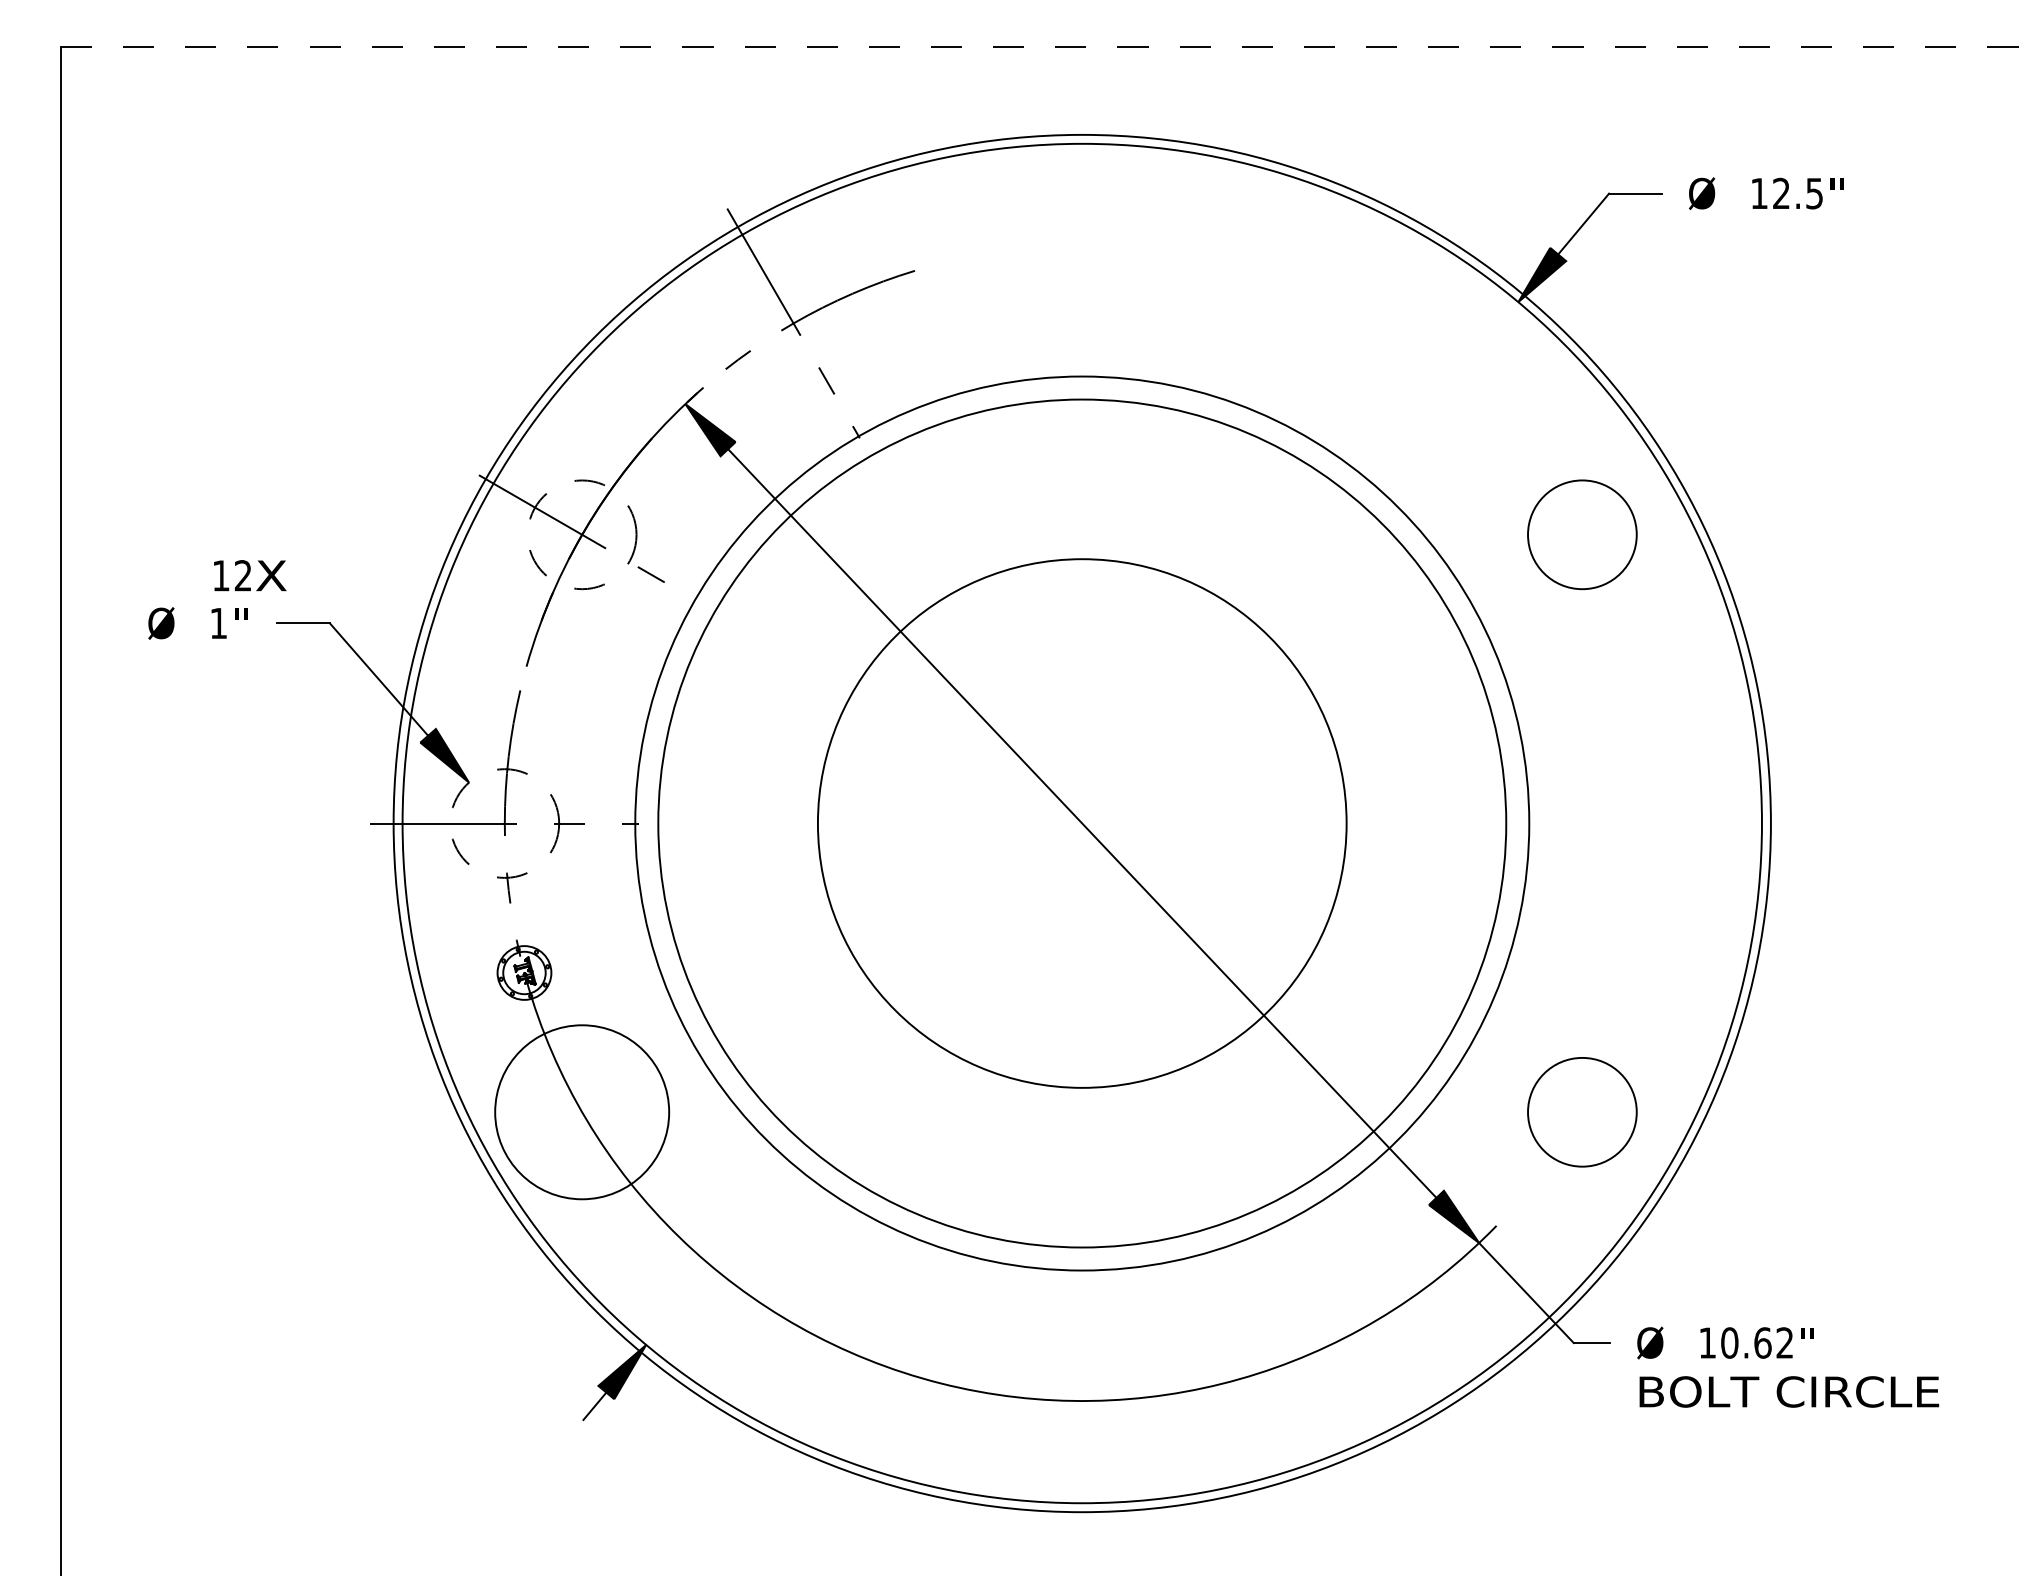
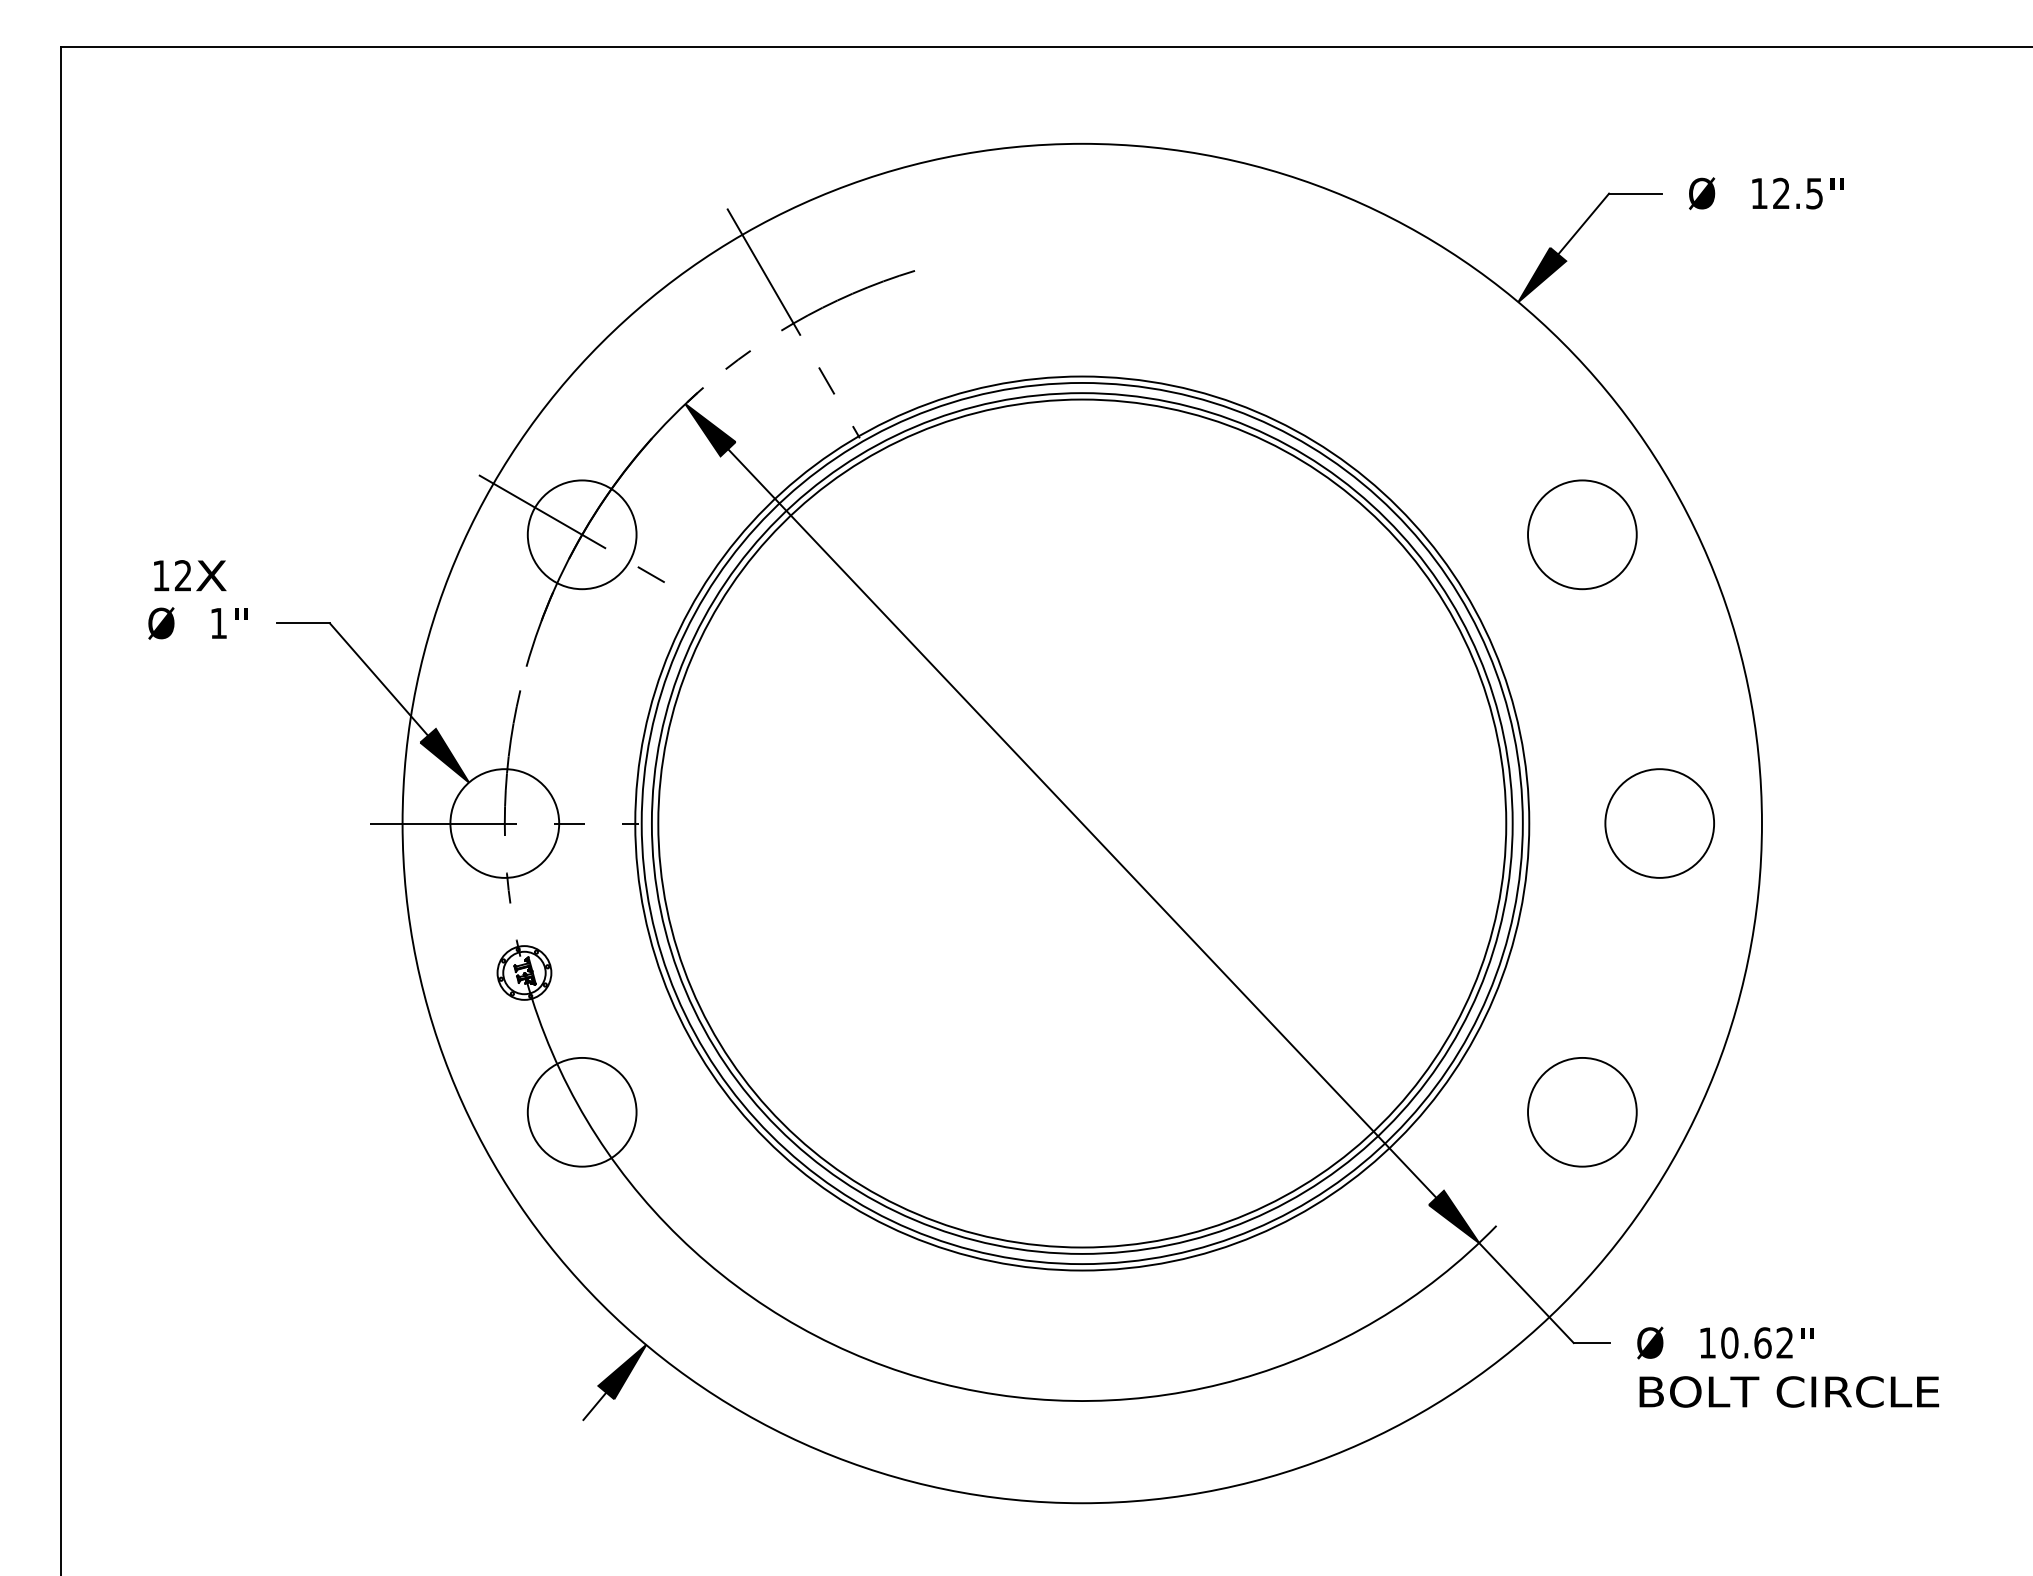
line: dashed -> solid (1046, 47)
circle: dashed -> solid (581, 534)
text position: (250, 575) -> (190, 575) (190, 575)
circle: dashed -> solid (504, 823)
circle diameter: 1377 px -> 861 px (1081, 823)
circle diameter: 529 px -> 881 px (1081, 823)
circle: none -> present (1659, 823)
circle diameter: 174 px -> 109 px (581, 1111)
